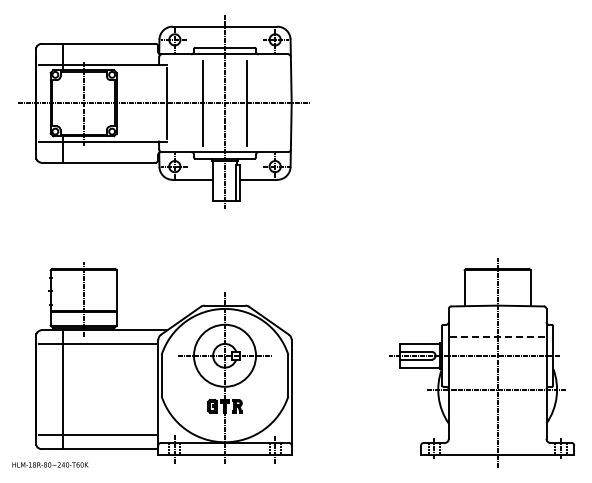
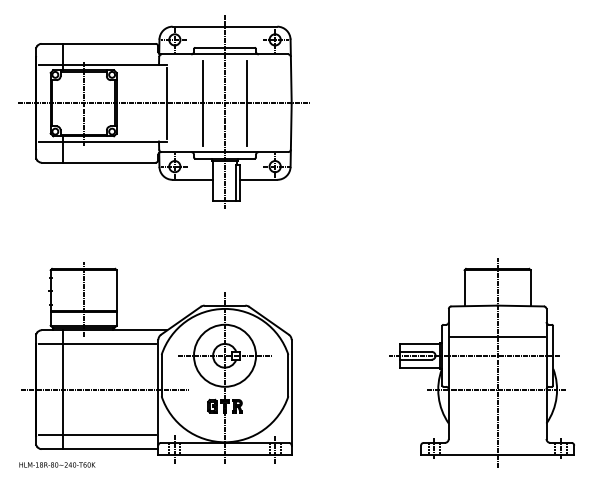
line: dashed -> solid (498, 336)
line: none -> present (105, 389)
text position: (50, 464) -> (57, 464) (57, 464)
